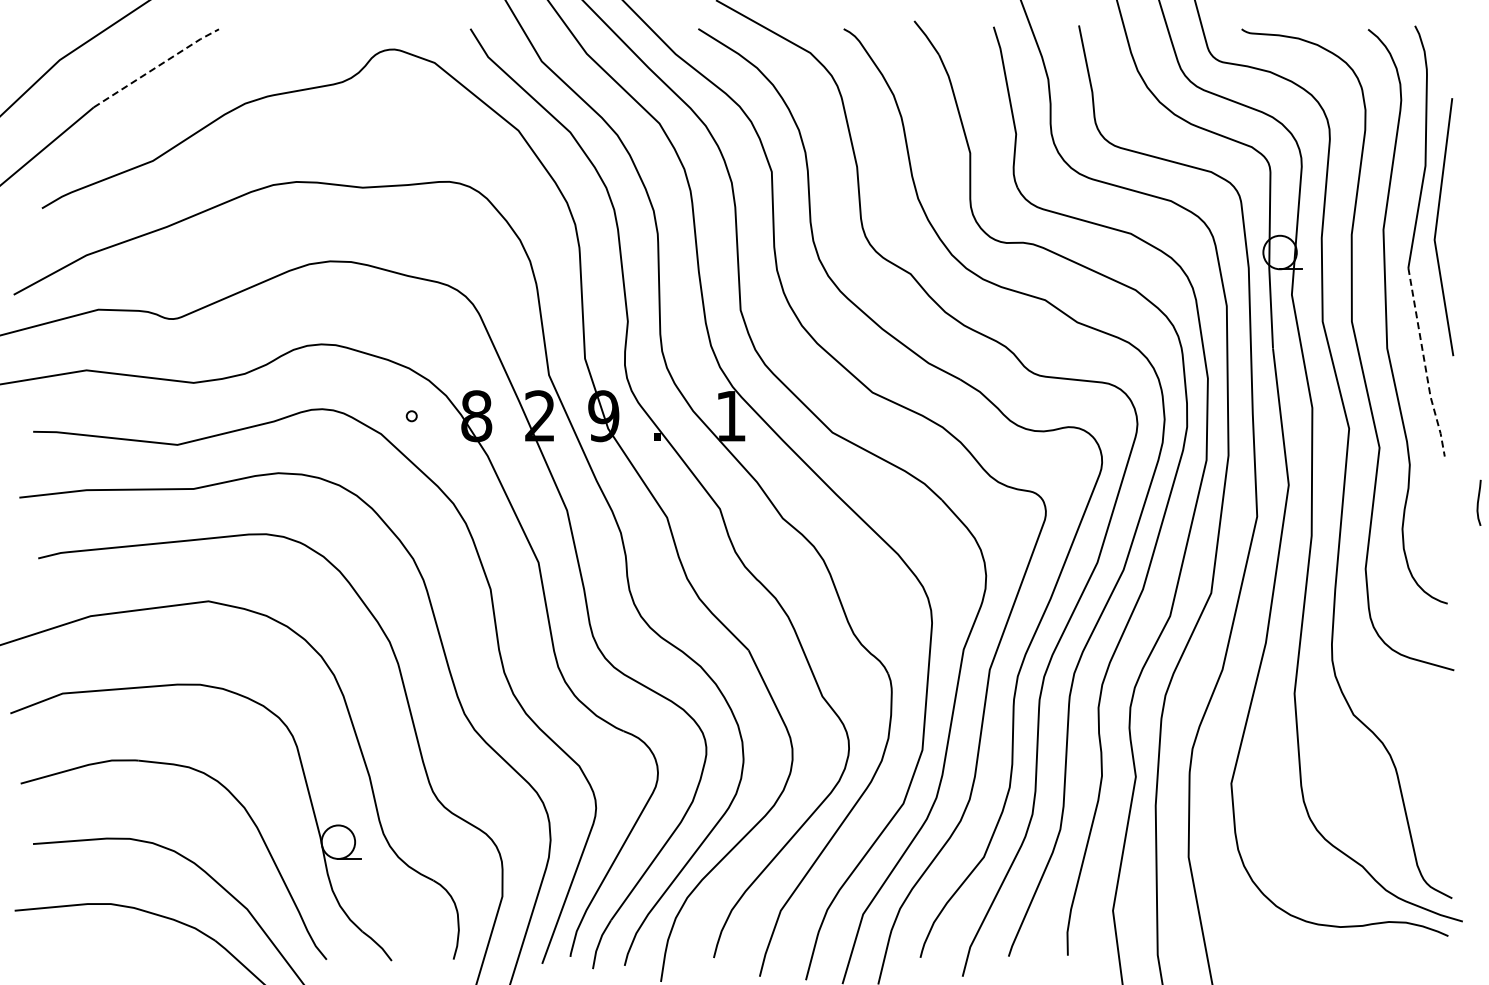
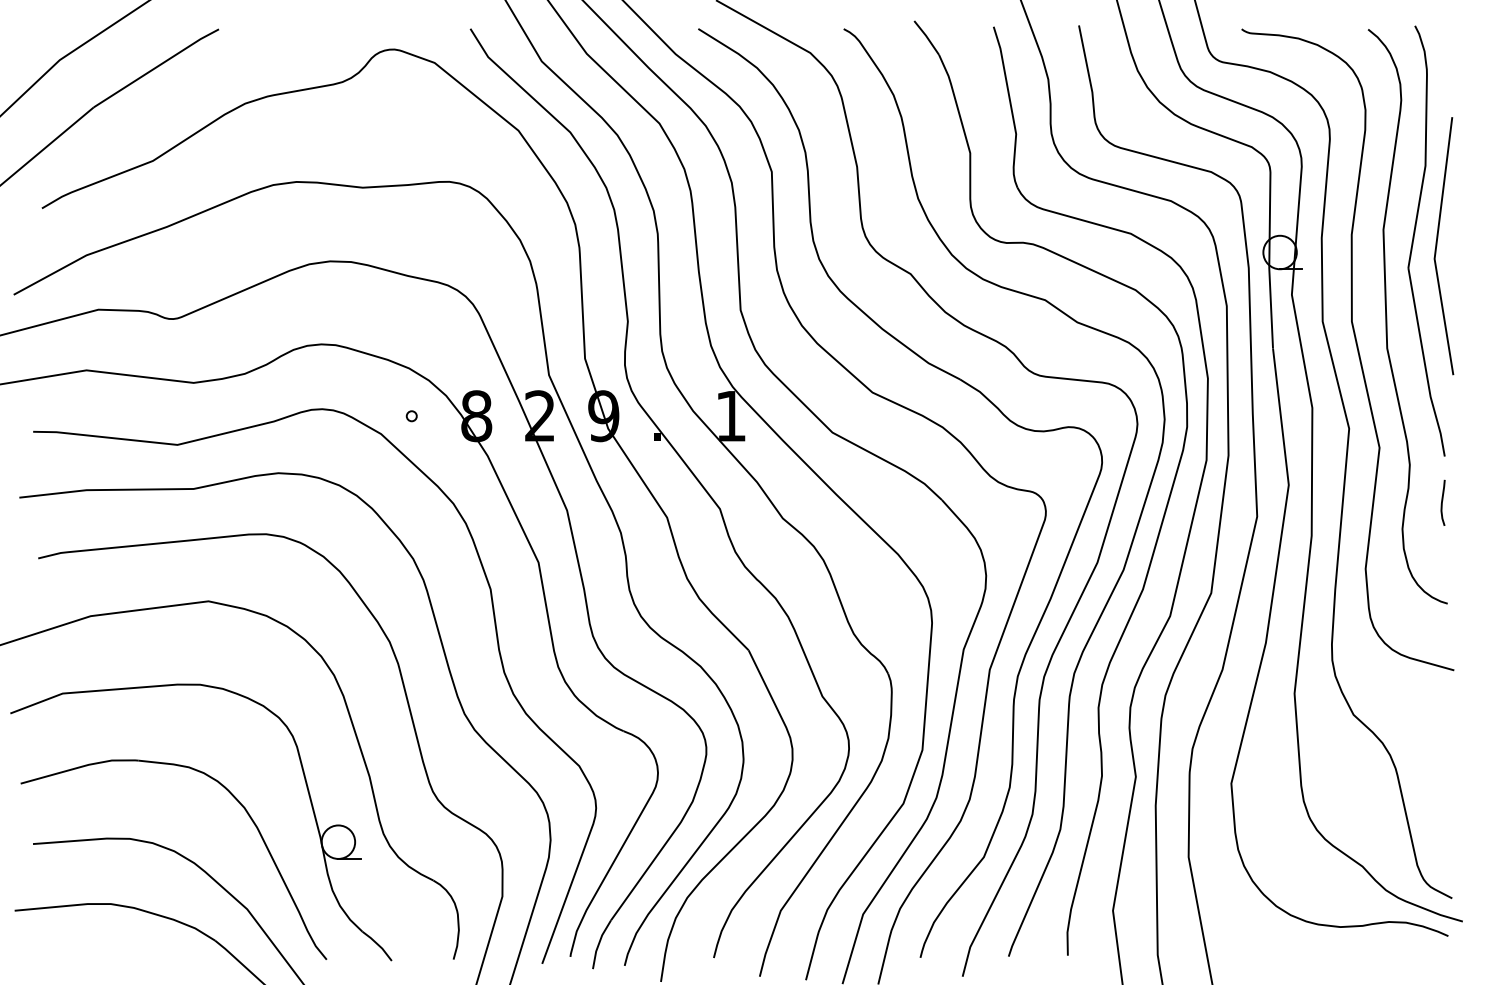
line: dashed -> solid (156, 67)
line position: (1437, 227) -> (1437, 246) (1437, 246)
line: dashed -> solid (1425, 364)
curve position: (1478, 502) -> (1442, 502) (1442, 502)
